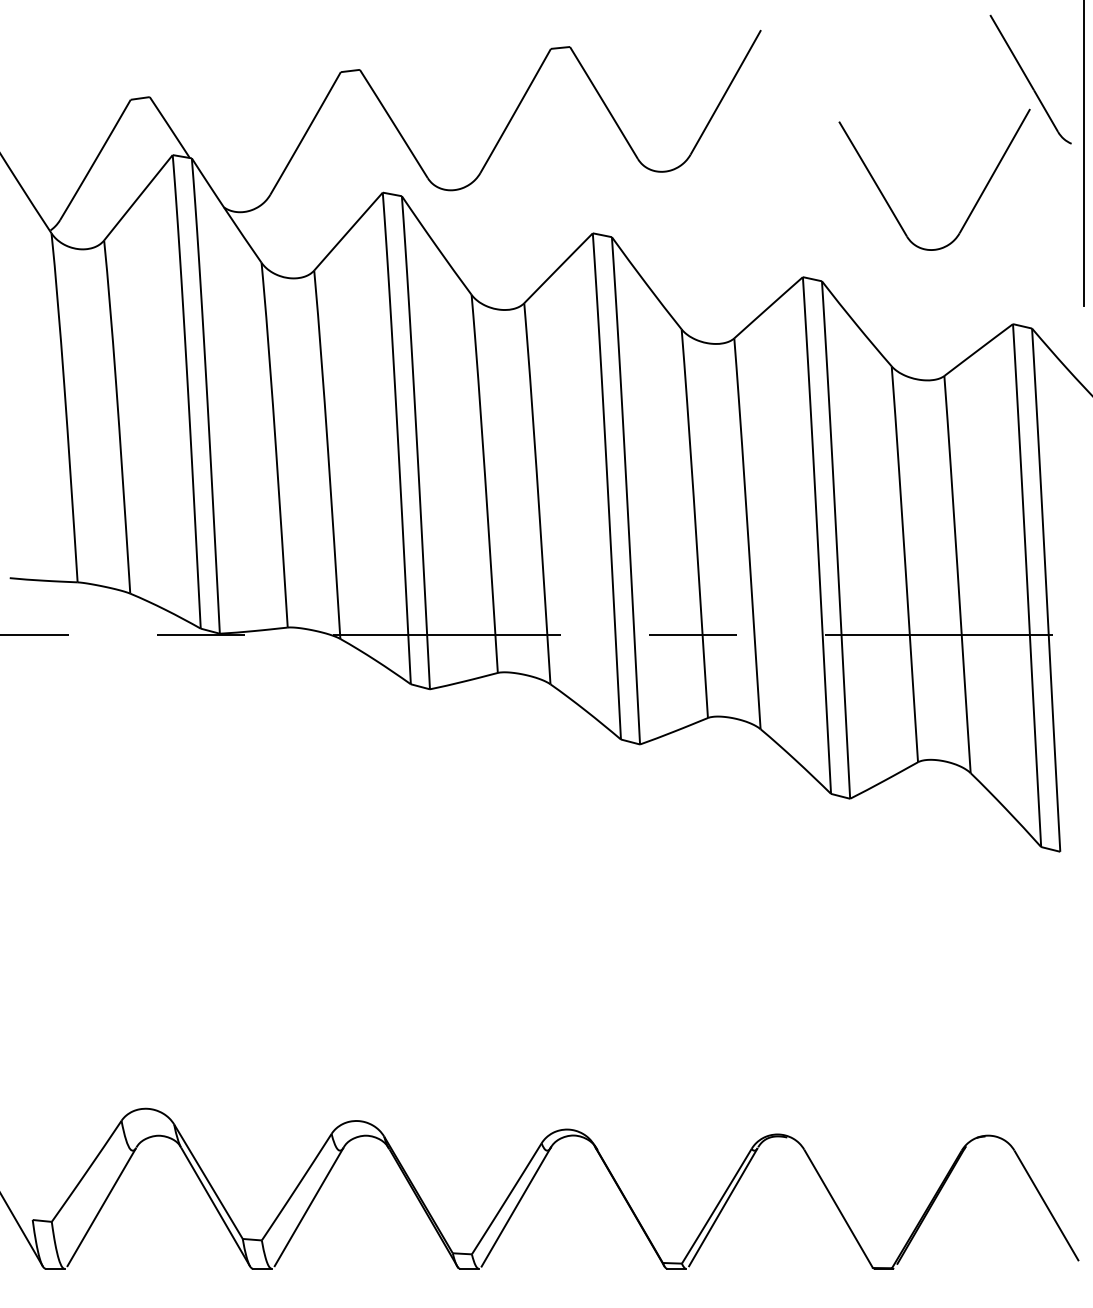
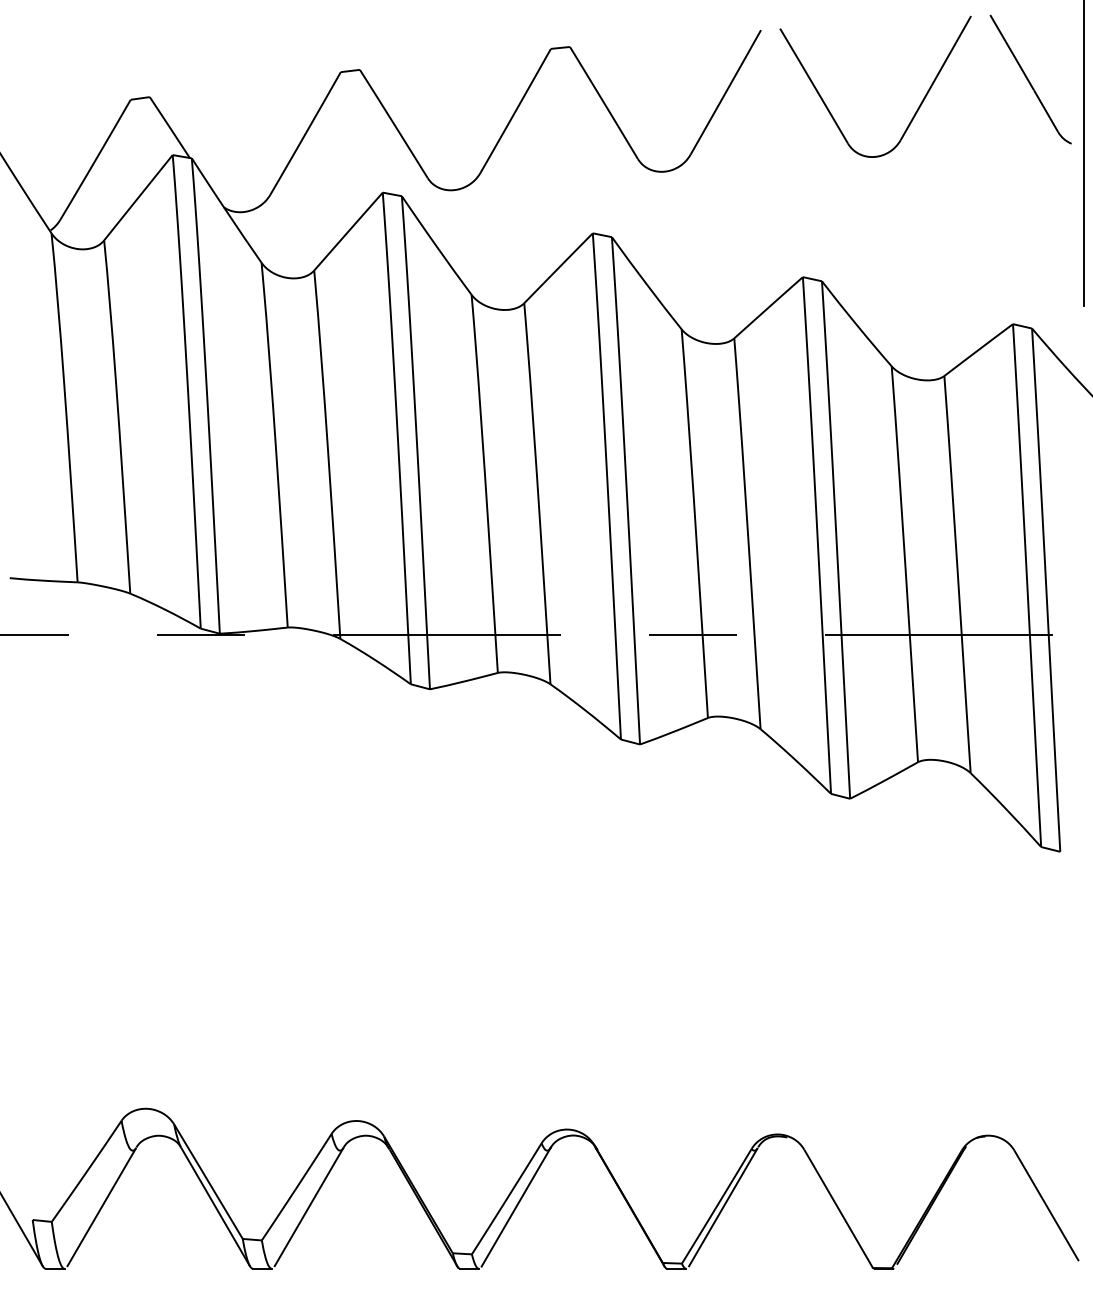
part position: (976, 201) -> (917, 108) (917, 108)
